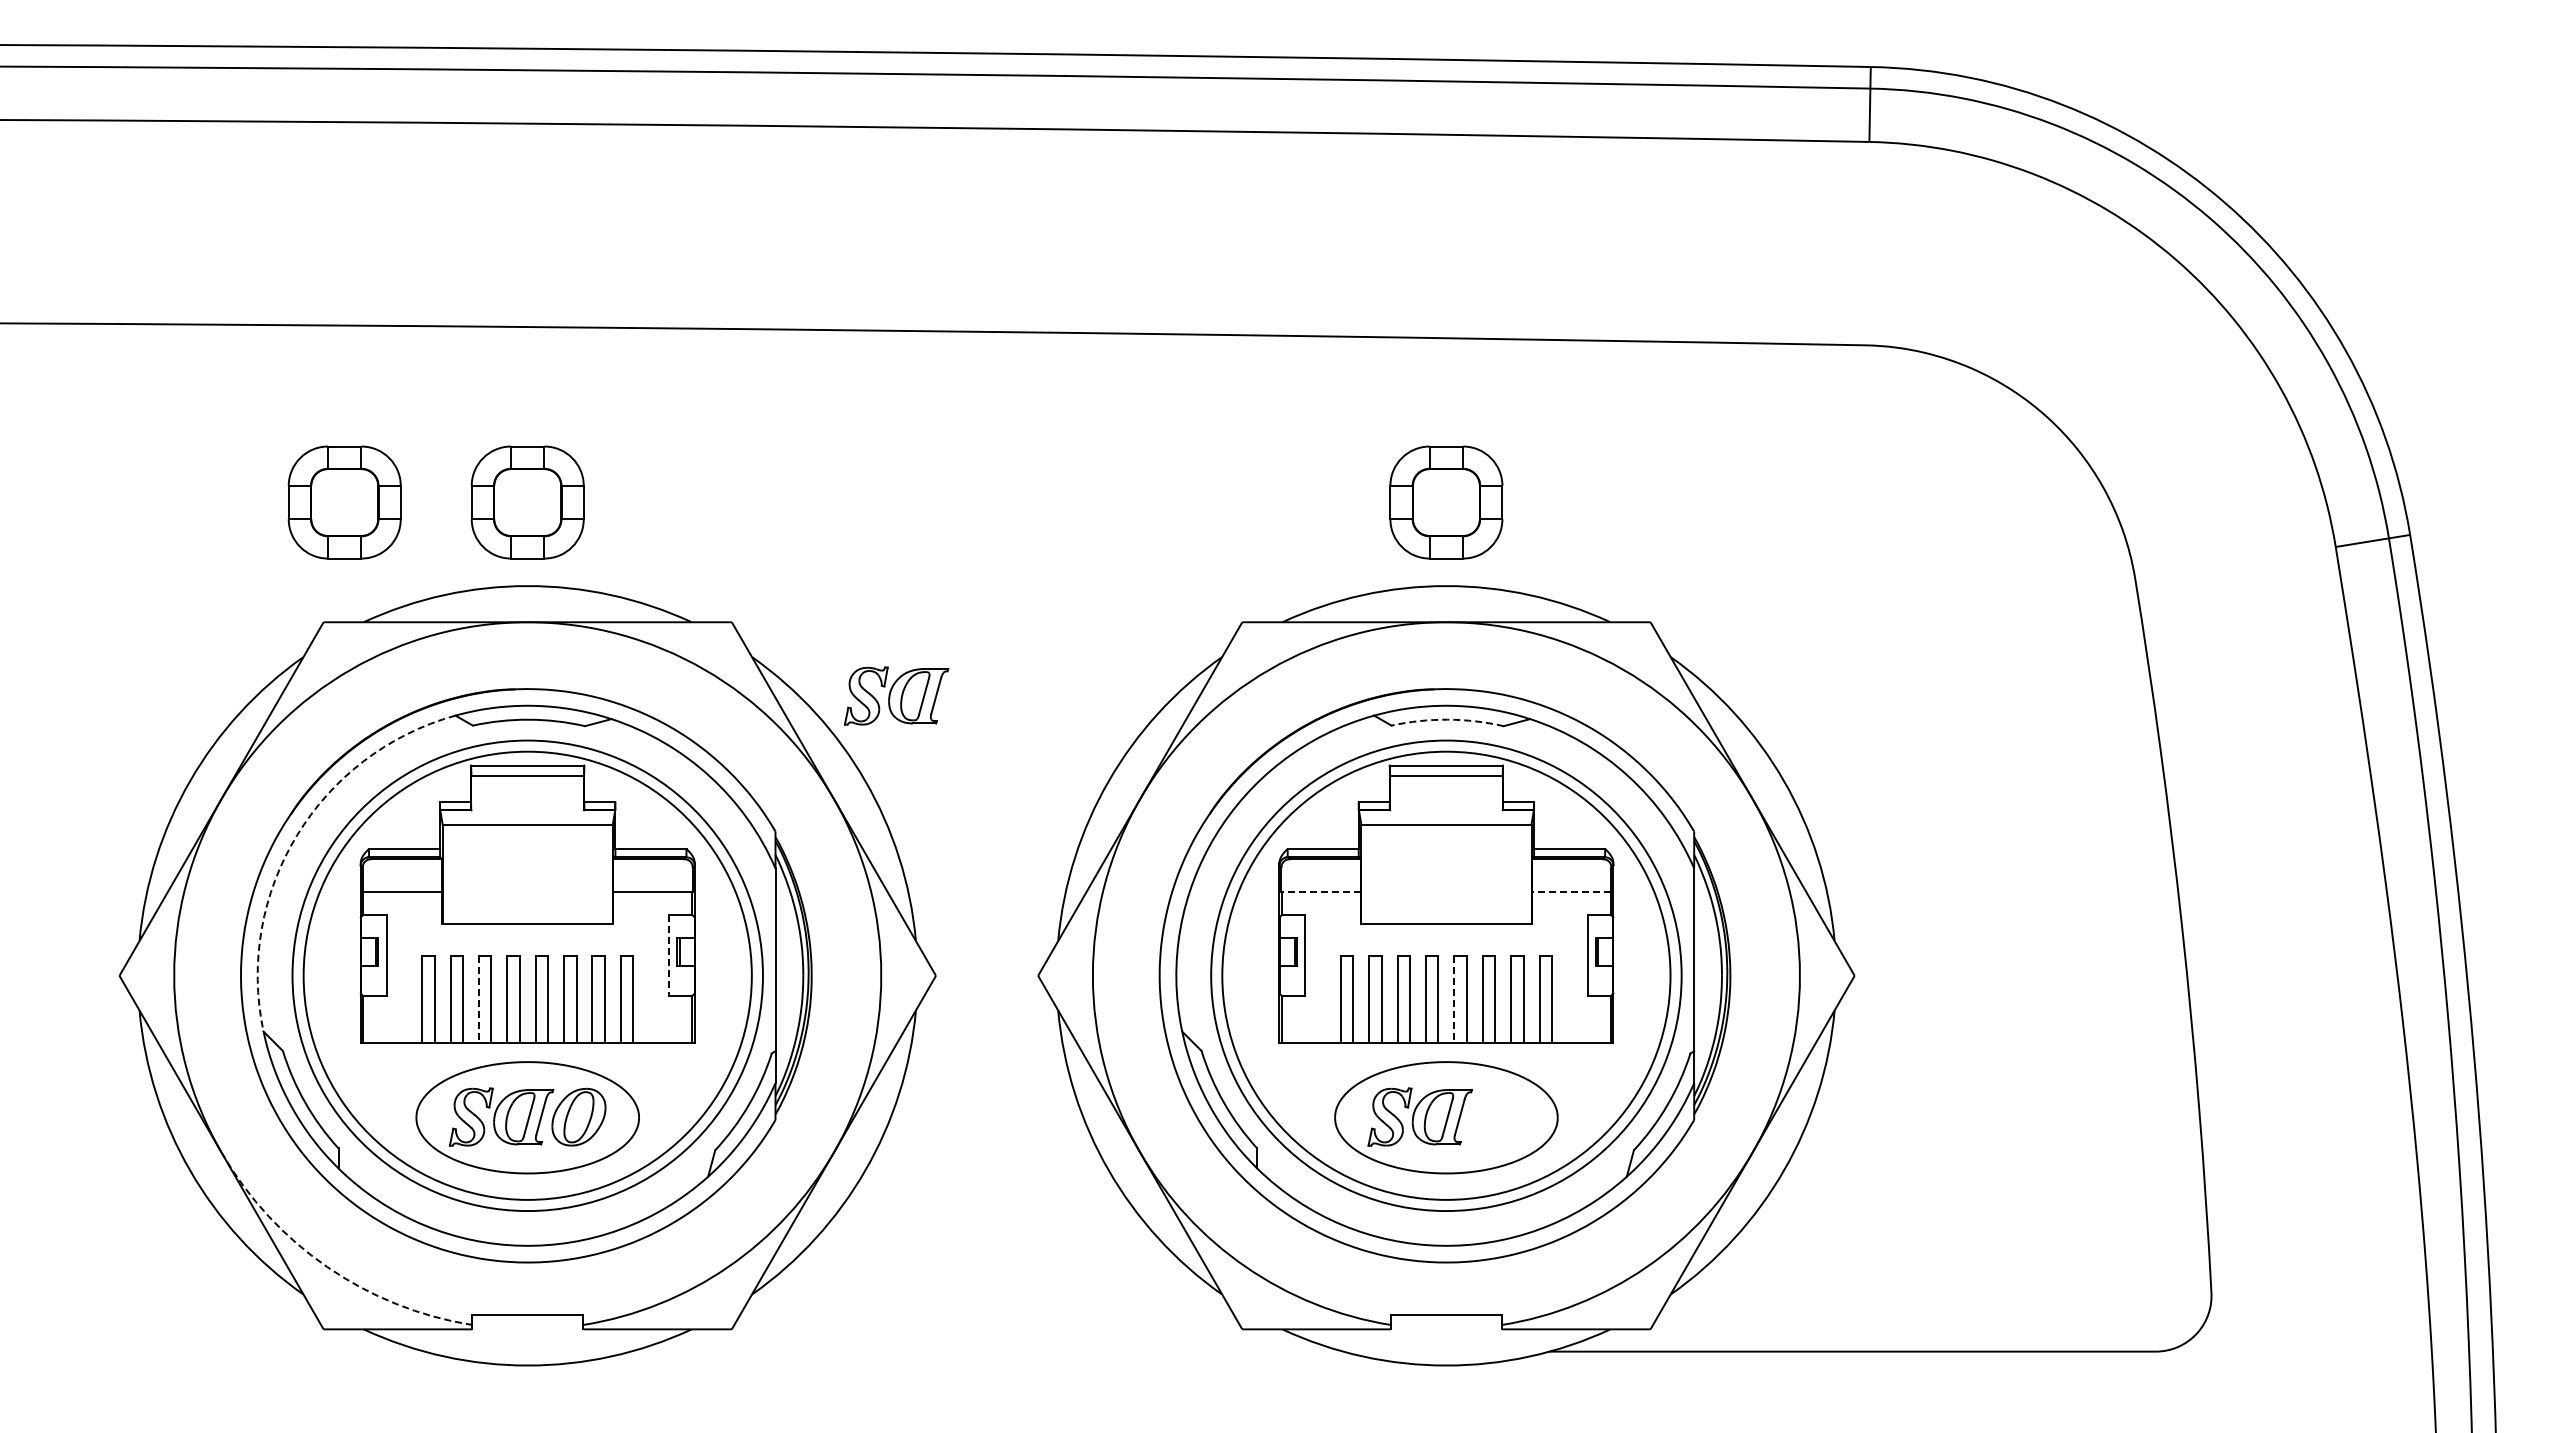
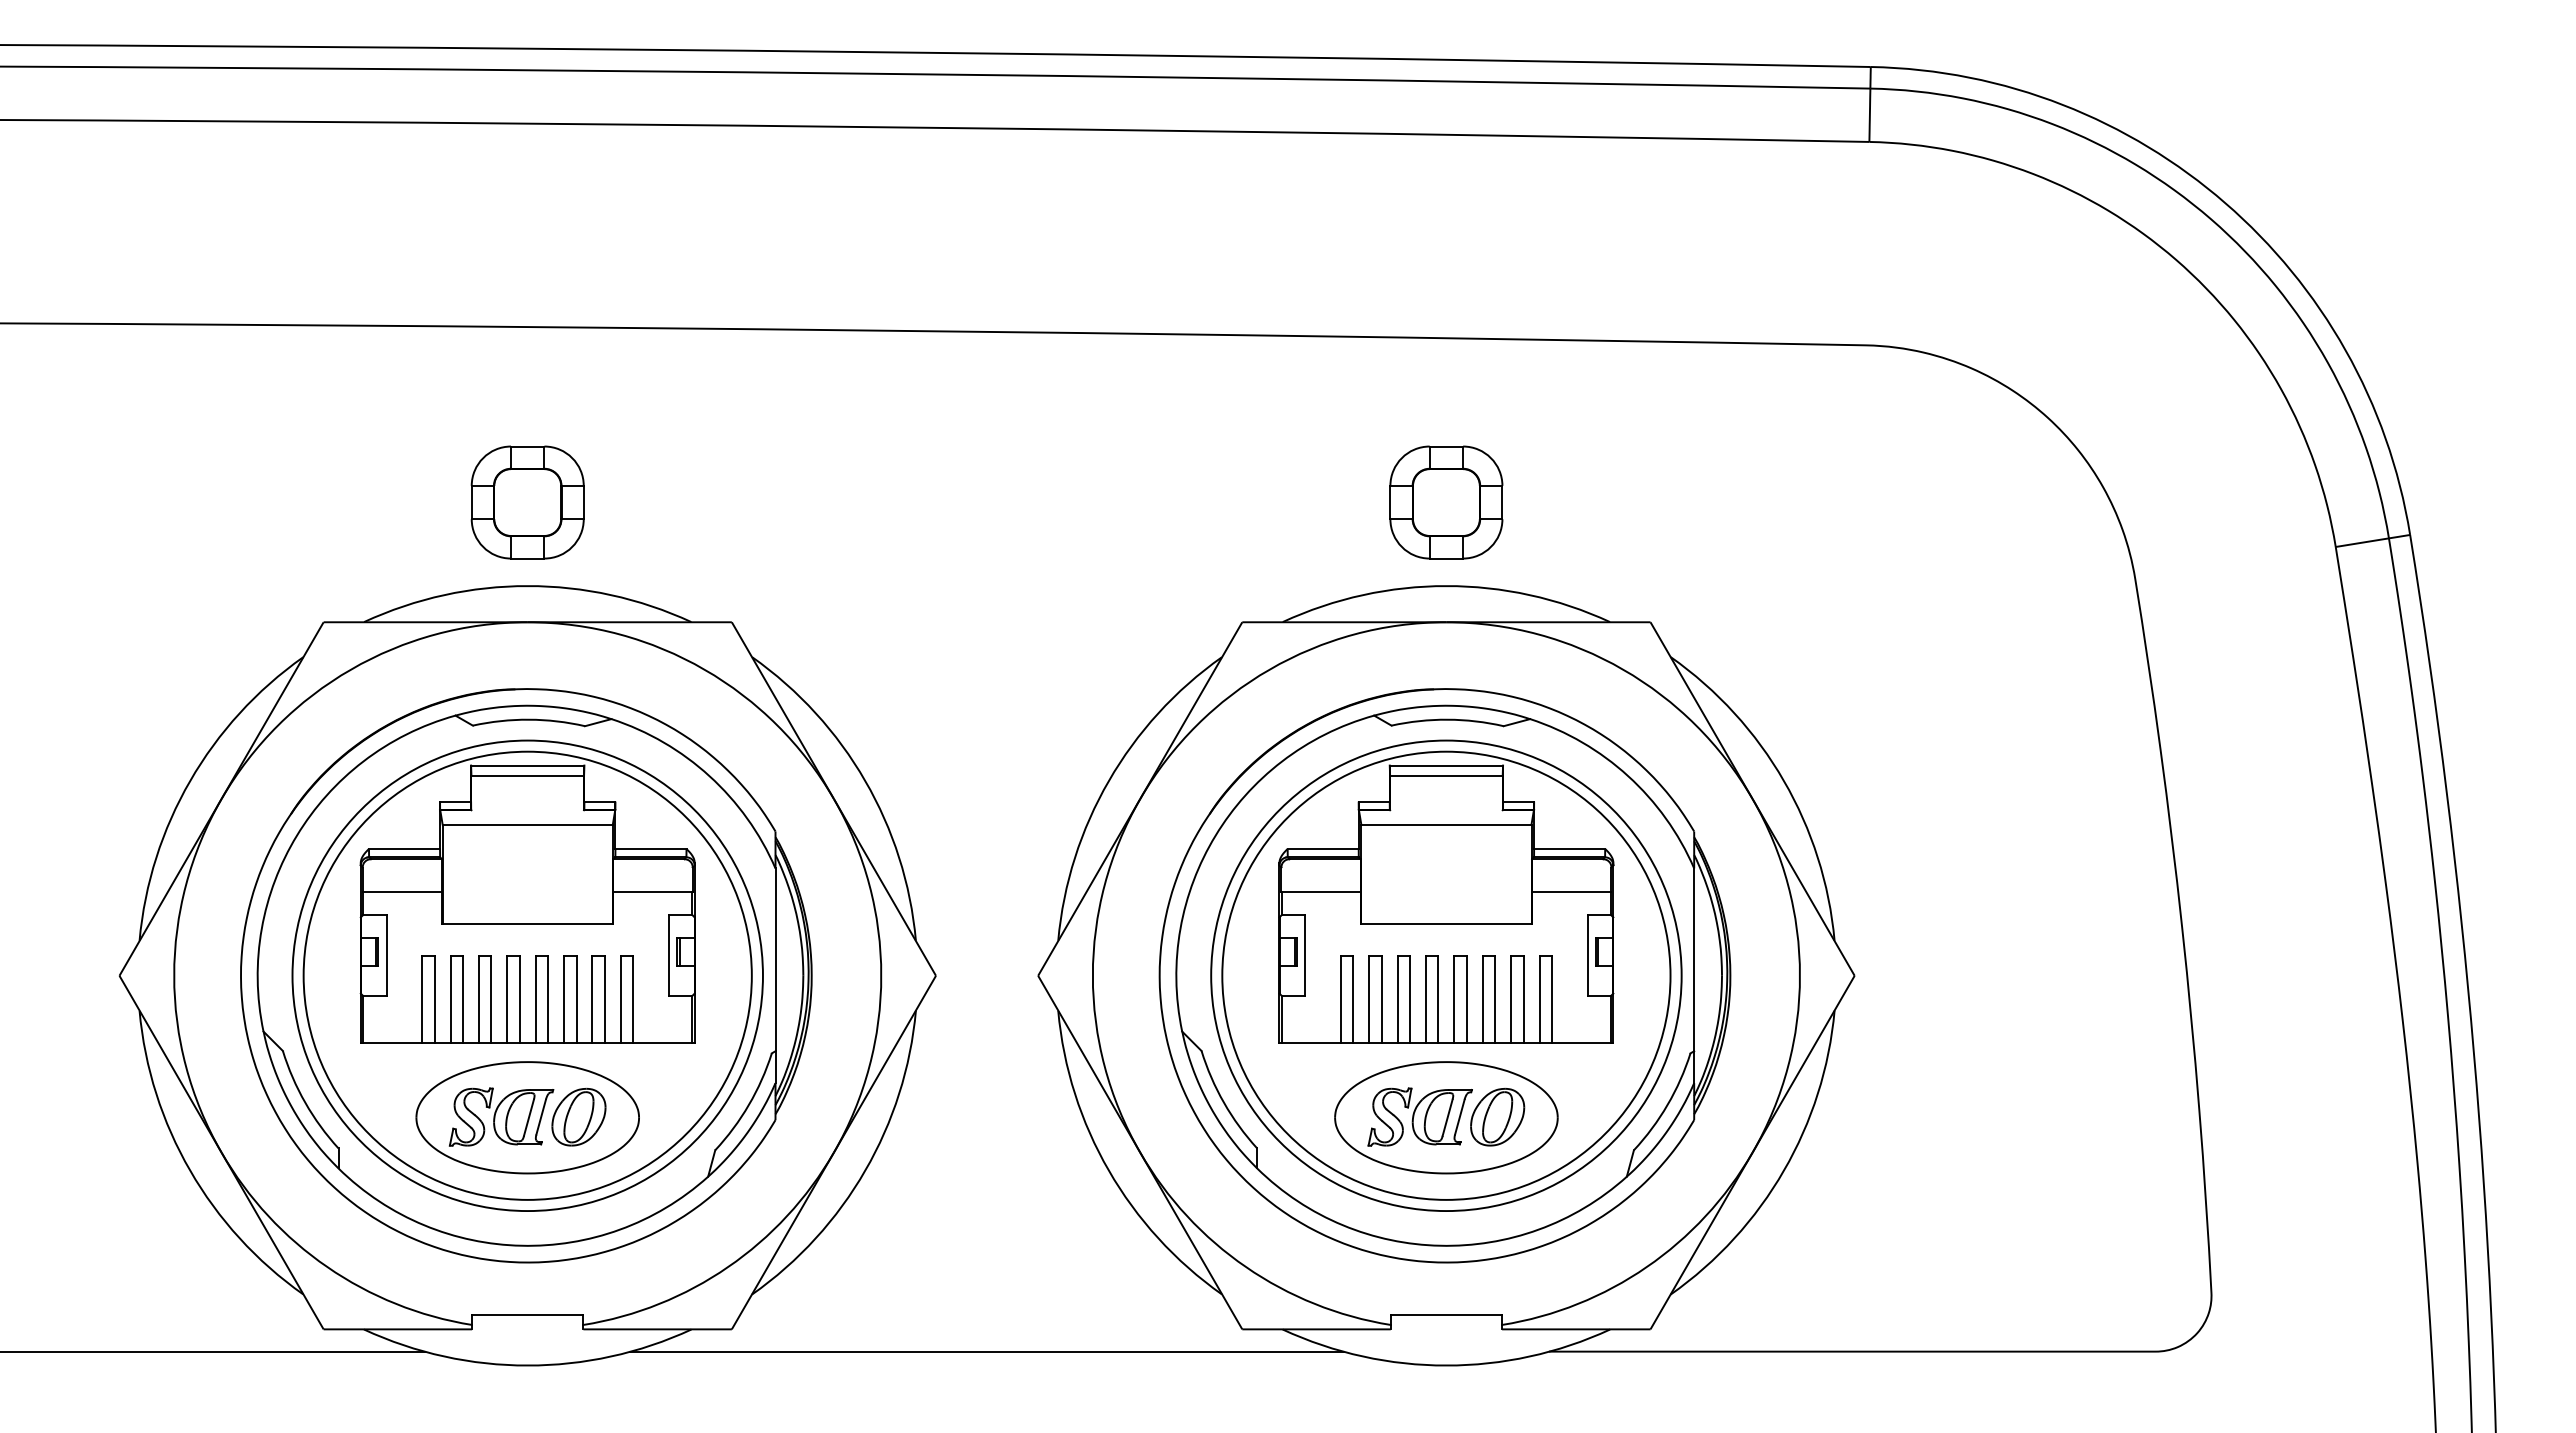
part: present -> none (344, 502)
part: present -> none (896, 695)
arc: dashed -> solid (1447, 719)
arc: dashed -> solid (296, 835)
line: dashed -> solid (1321, 891)
line: dashed -> solid (1571, 891)
line: dashed -> solid (668, 955)
line: dashed -> solid (478, 999)
line: dashed -> solid (1454, 999)
part: none -> present (1497, 1116)
arc: dashed -> solid (327, 1267)
line: none -> present (213, 1351)
line: none -> present (986, 1351)
